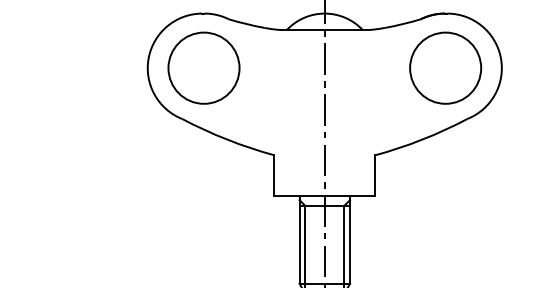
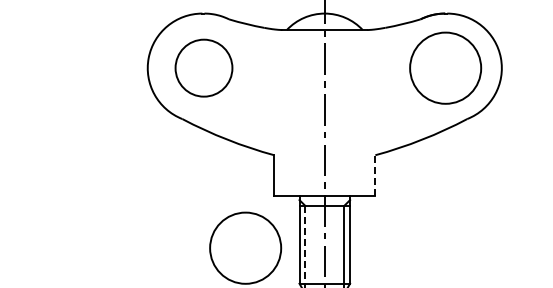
part size: 74x74 px -> 60x60 px (203, 67)
line: solid -> dashed (375, 174)
line: solid -> dashed (305, 246)
part: none -> present (245, 247)
